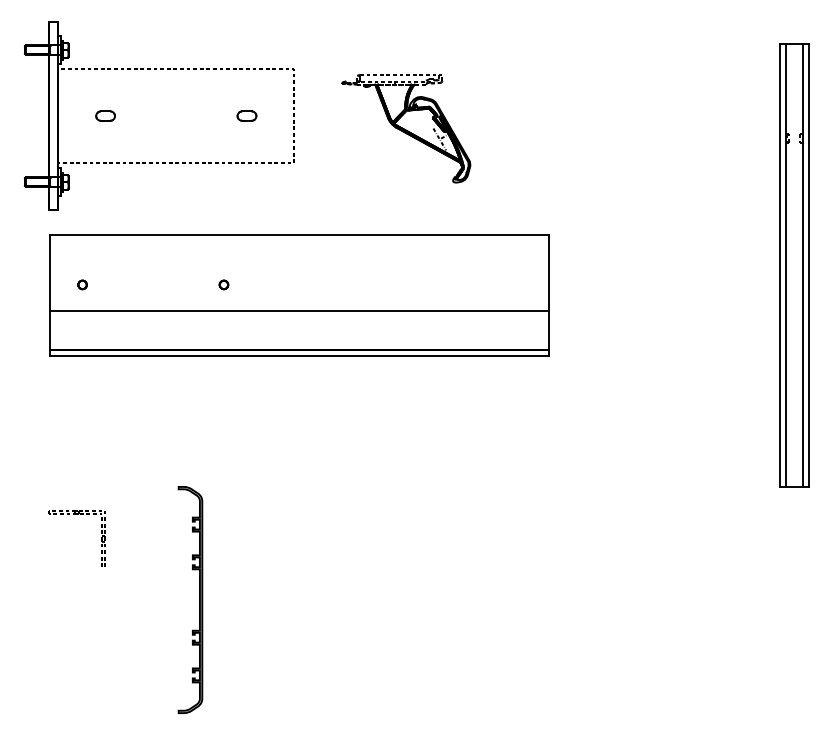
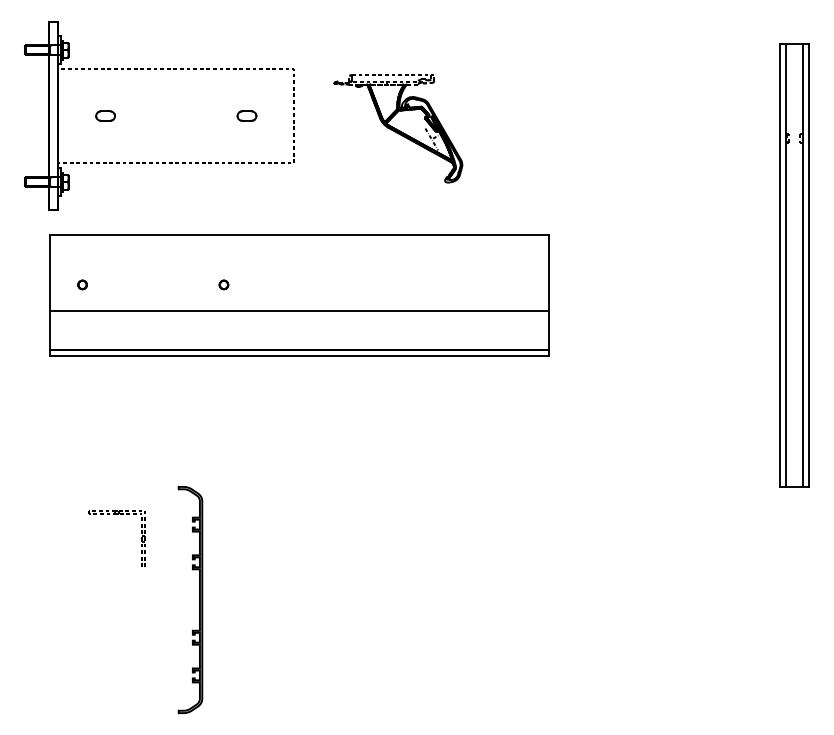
part position: (406, 128) -> (398, 128) (398, 128)
part position: (76, 514) -> (116, 514) (116, 514)
